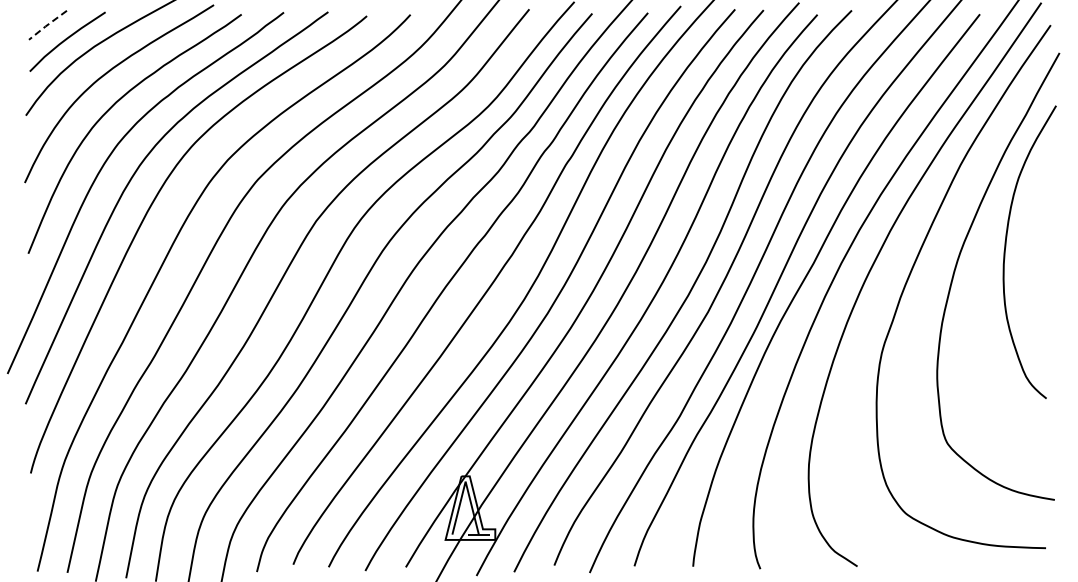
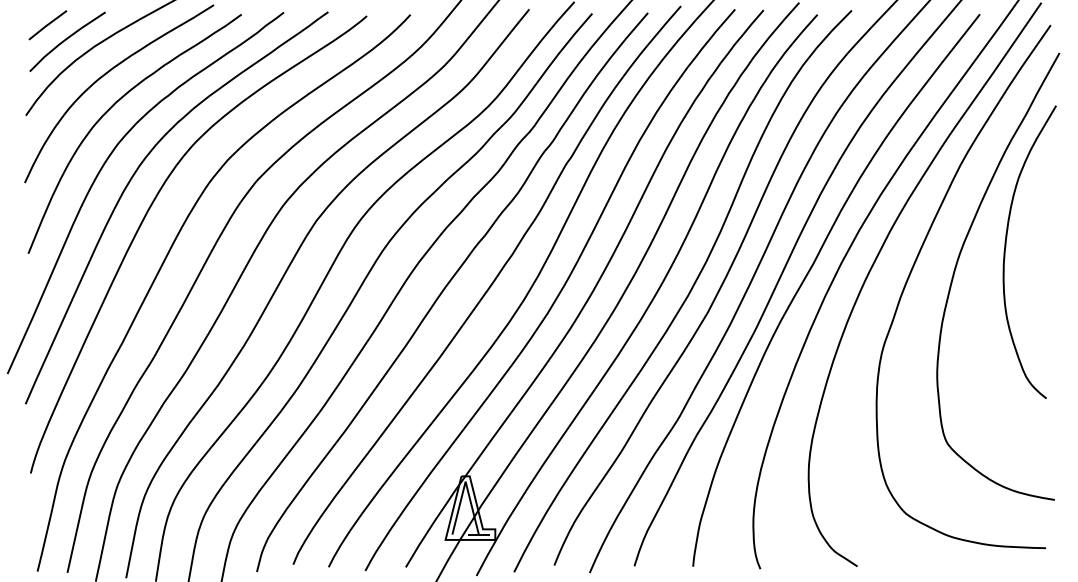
line: dashed -> solid (47, 25)
